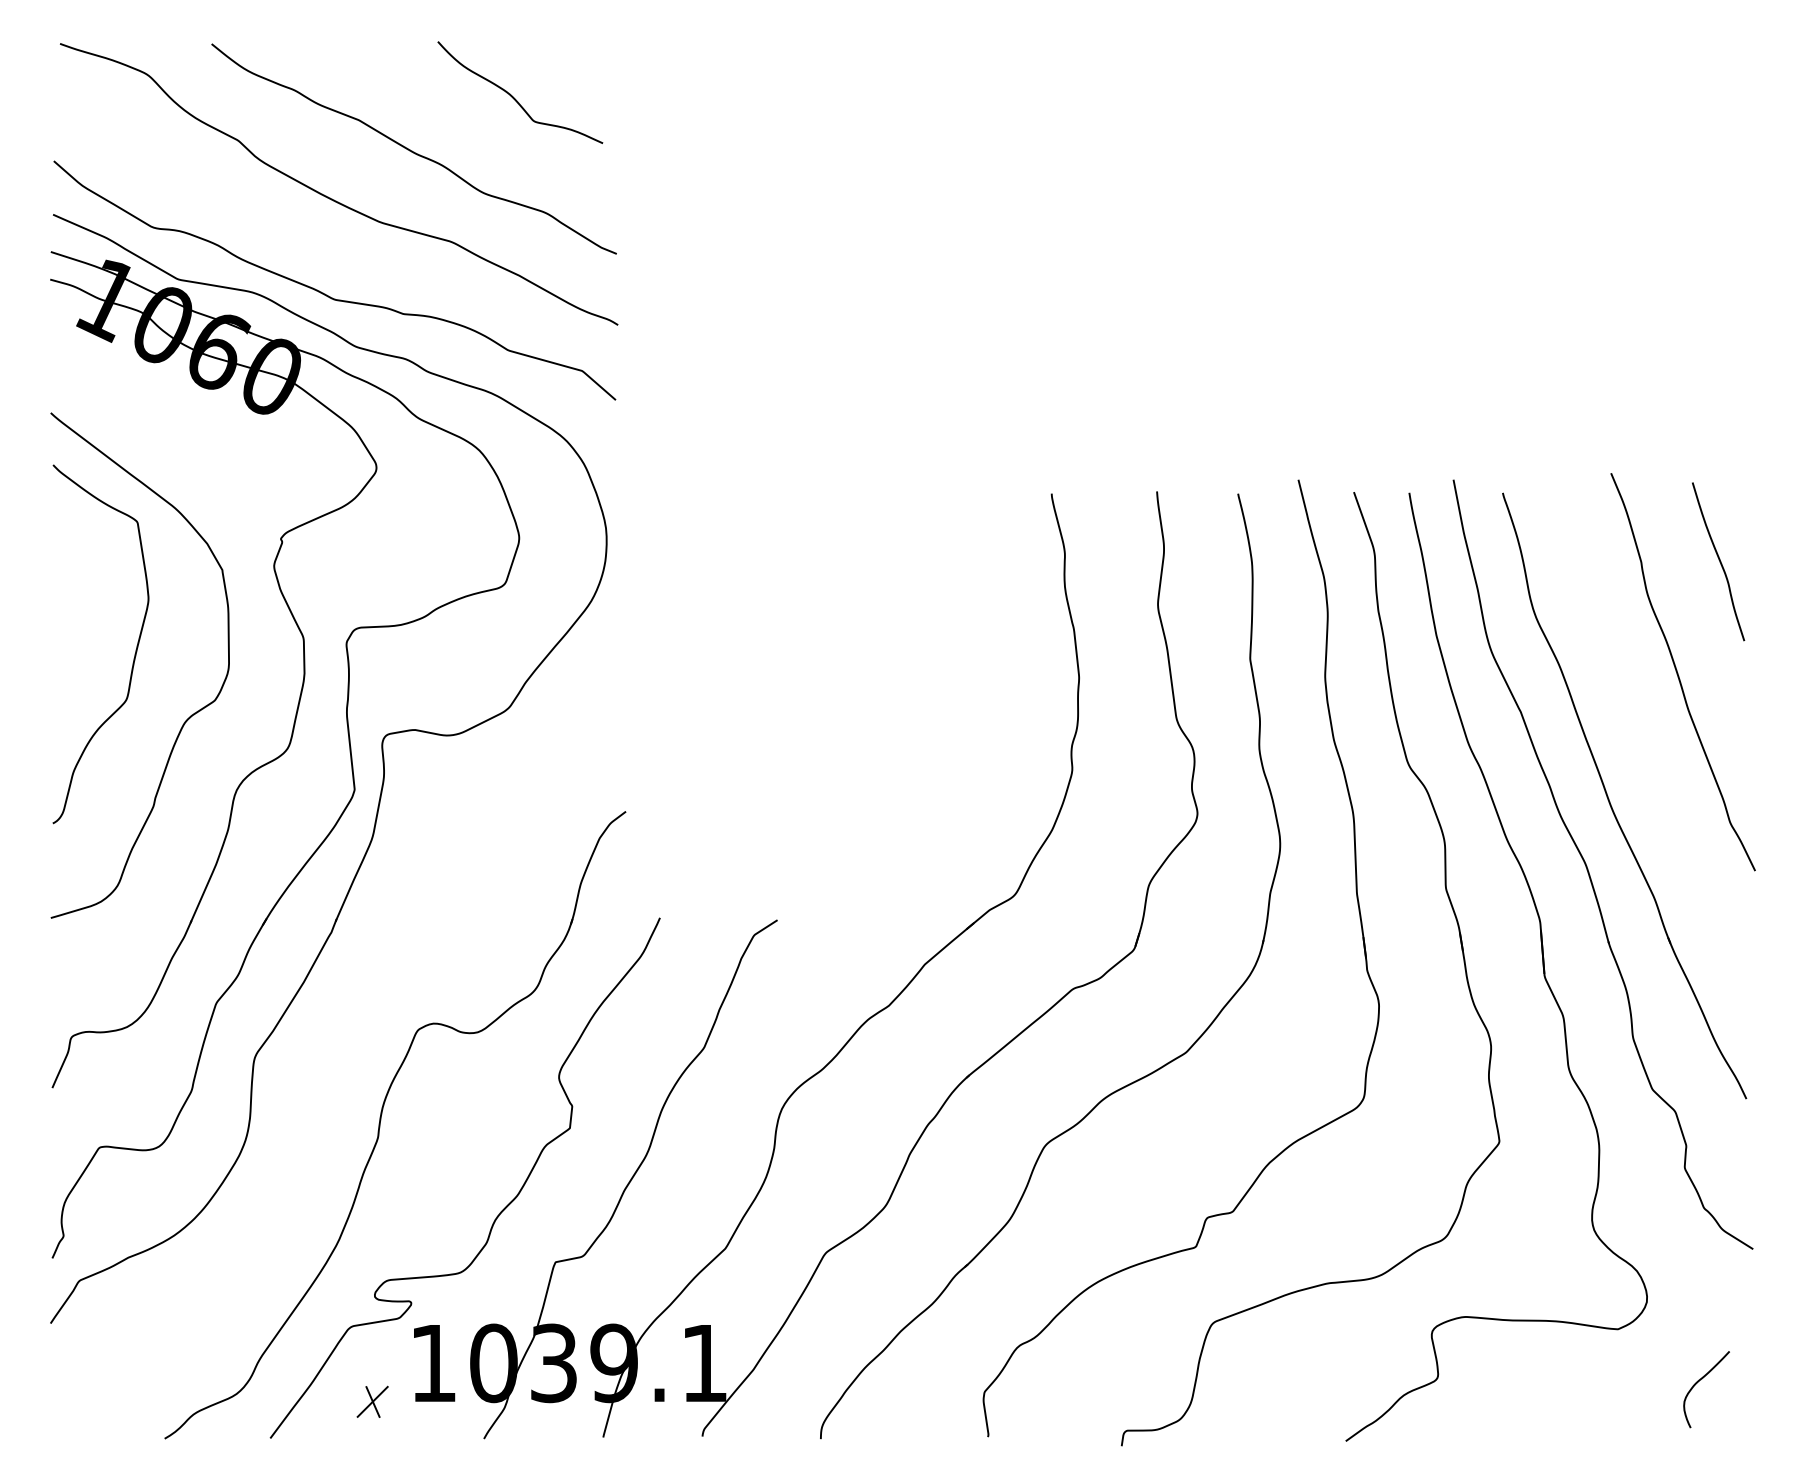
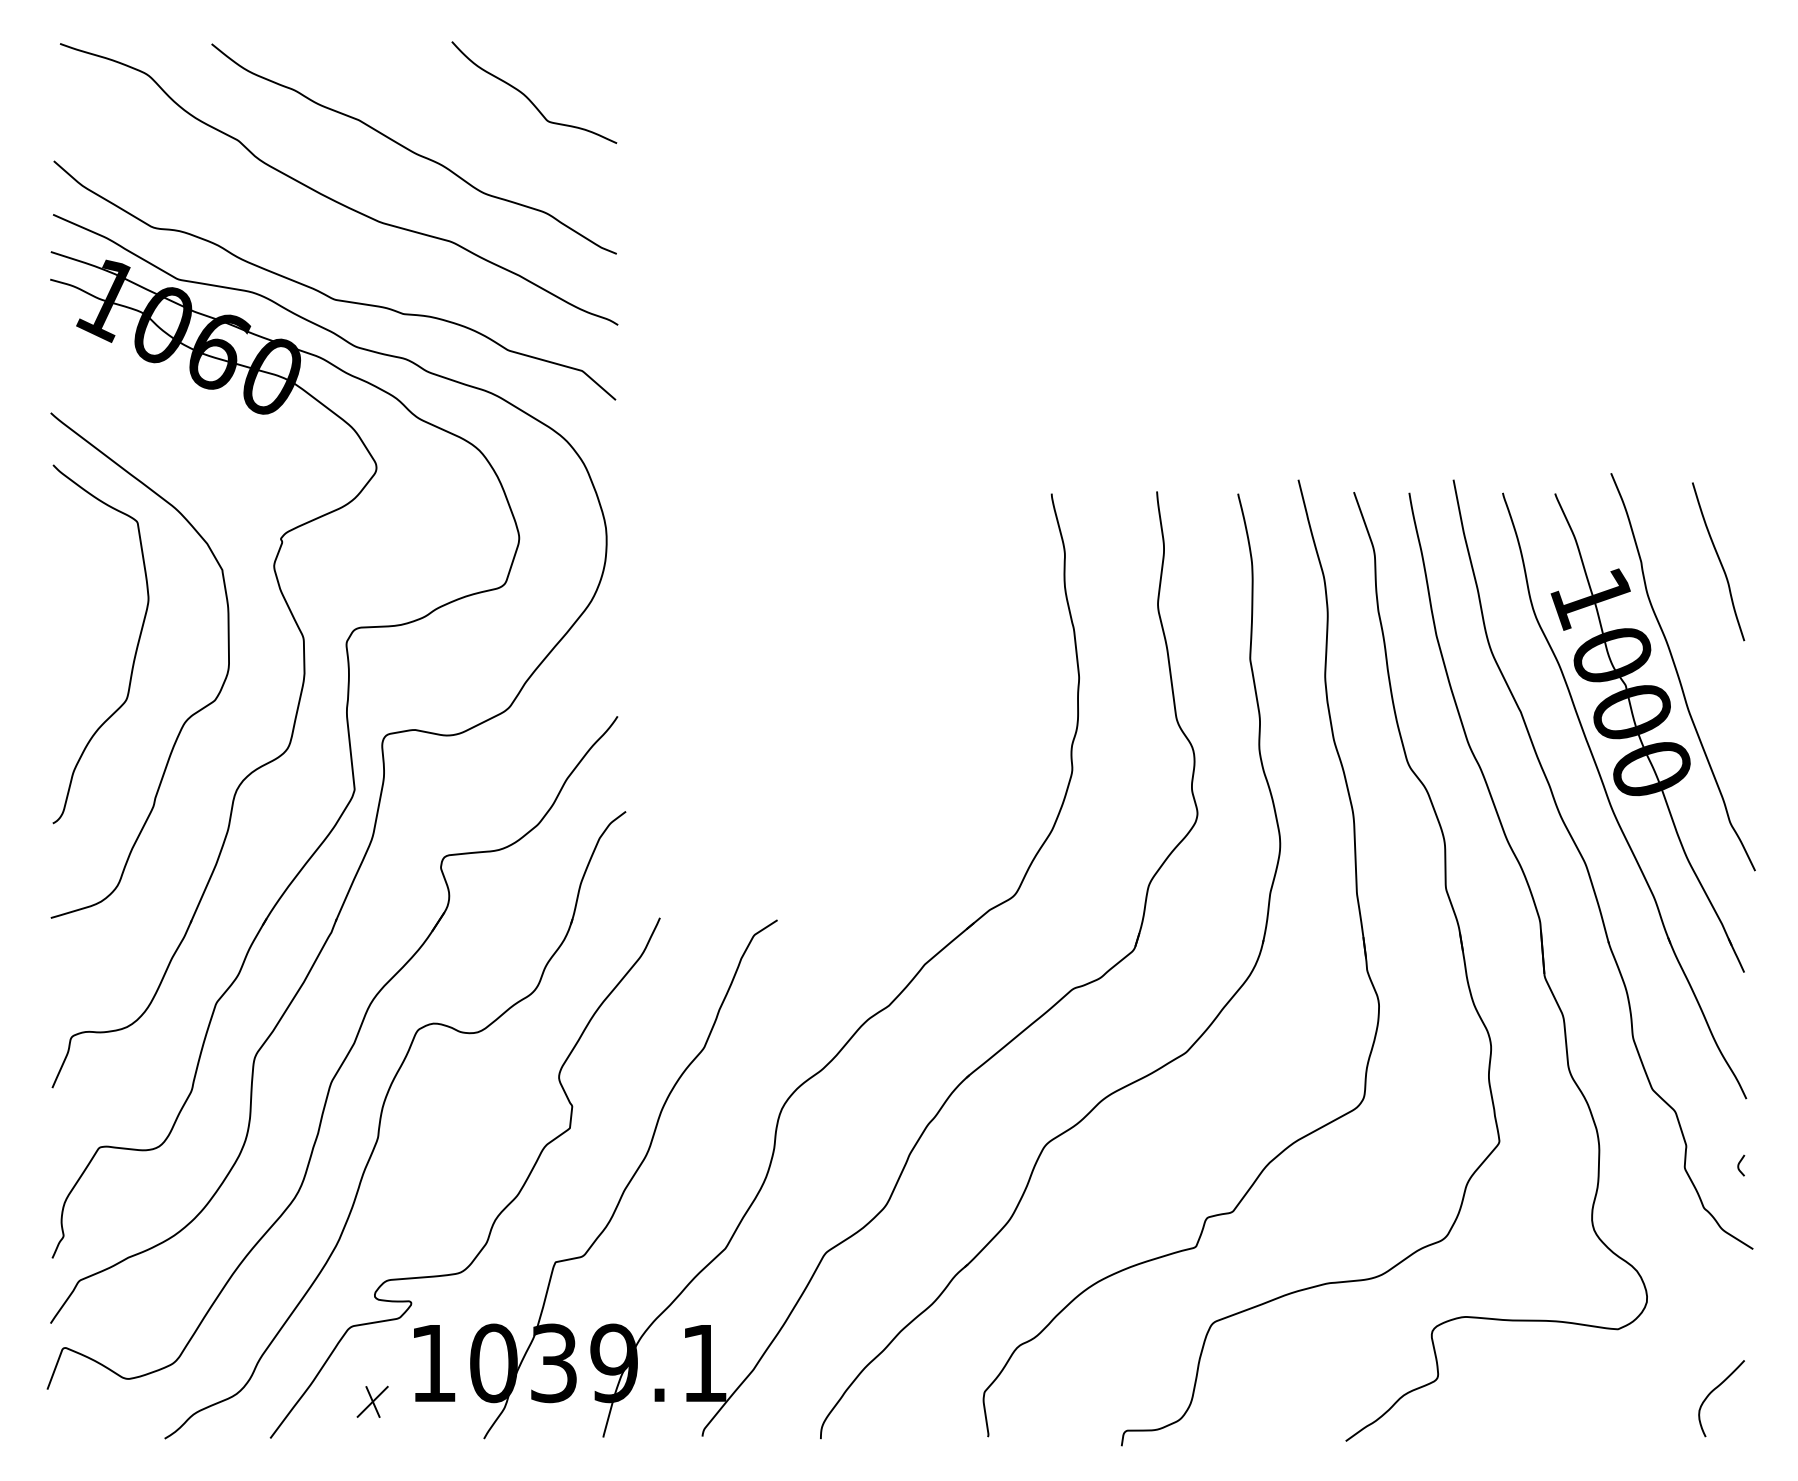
curve position: (514, 97) -> (528, 97) (528, 97)
part: none -> present (1647, 732)
part: none -> present (343, 1059)
curve: none -> present (1739, 1165)
curve position: (1699, 1381) -> (1714, 1390) (1714, 1390)
